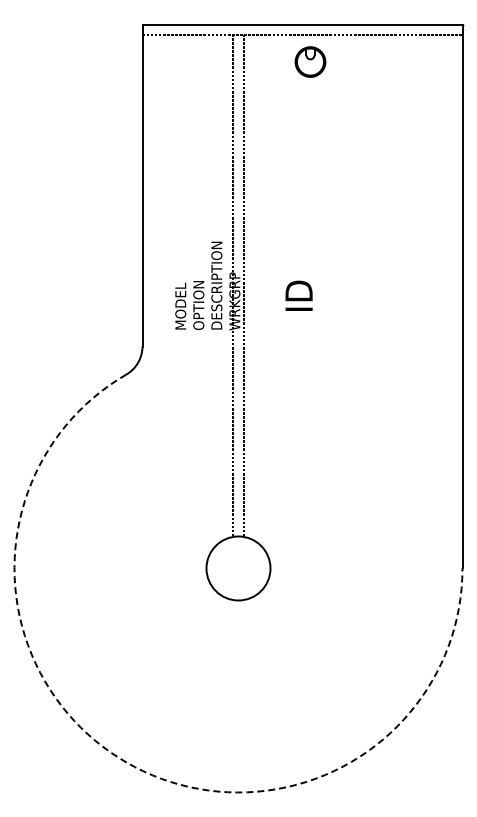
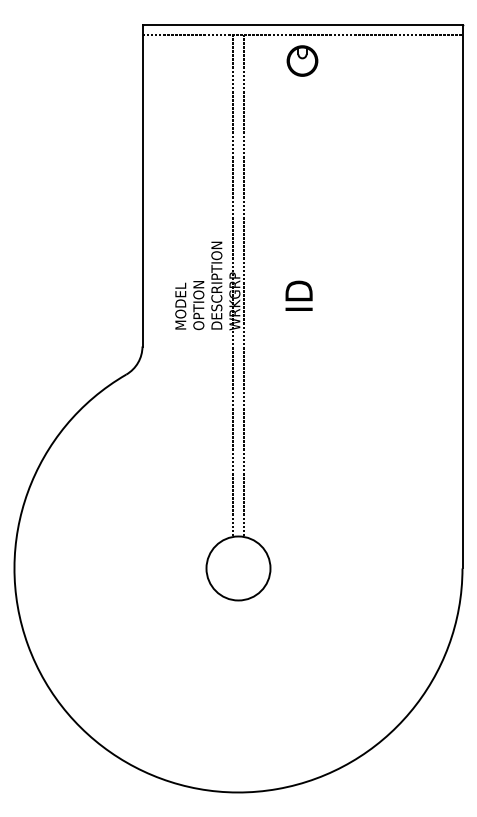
part position: (310, 61) -> (302, 60) (302, 60)
arc: dashed -> solid (126, 762)
